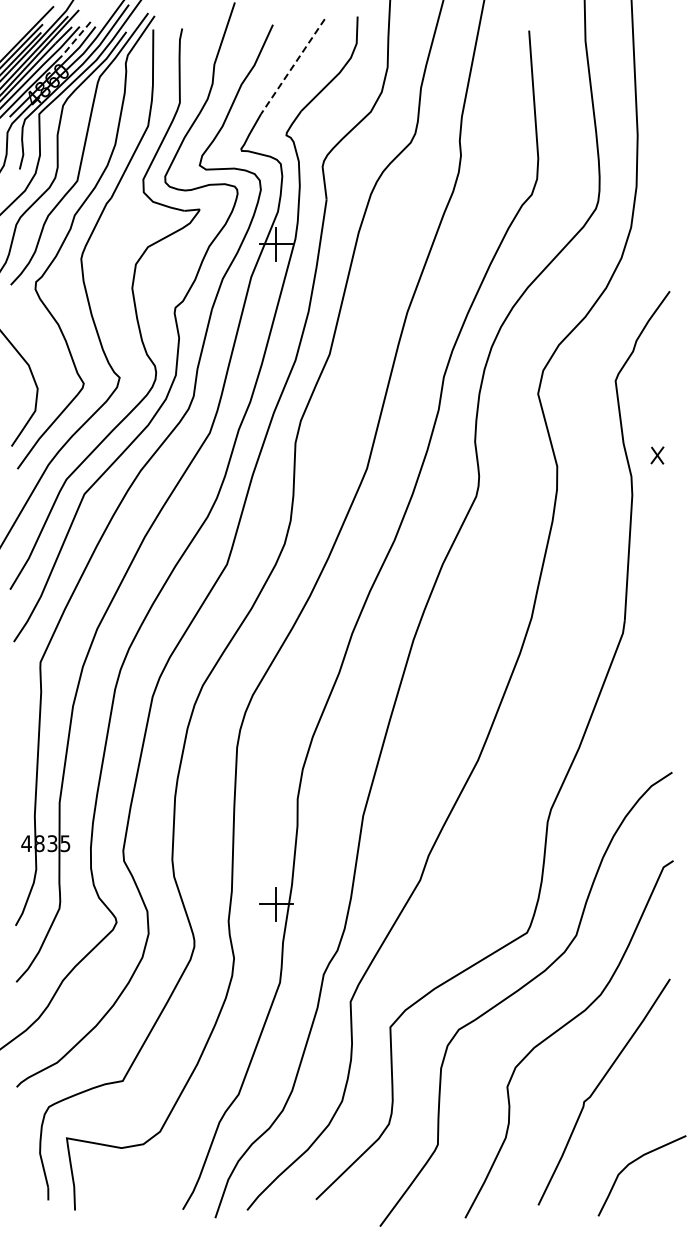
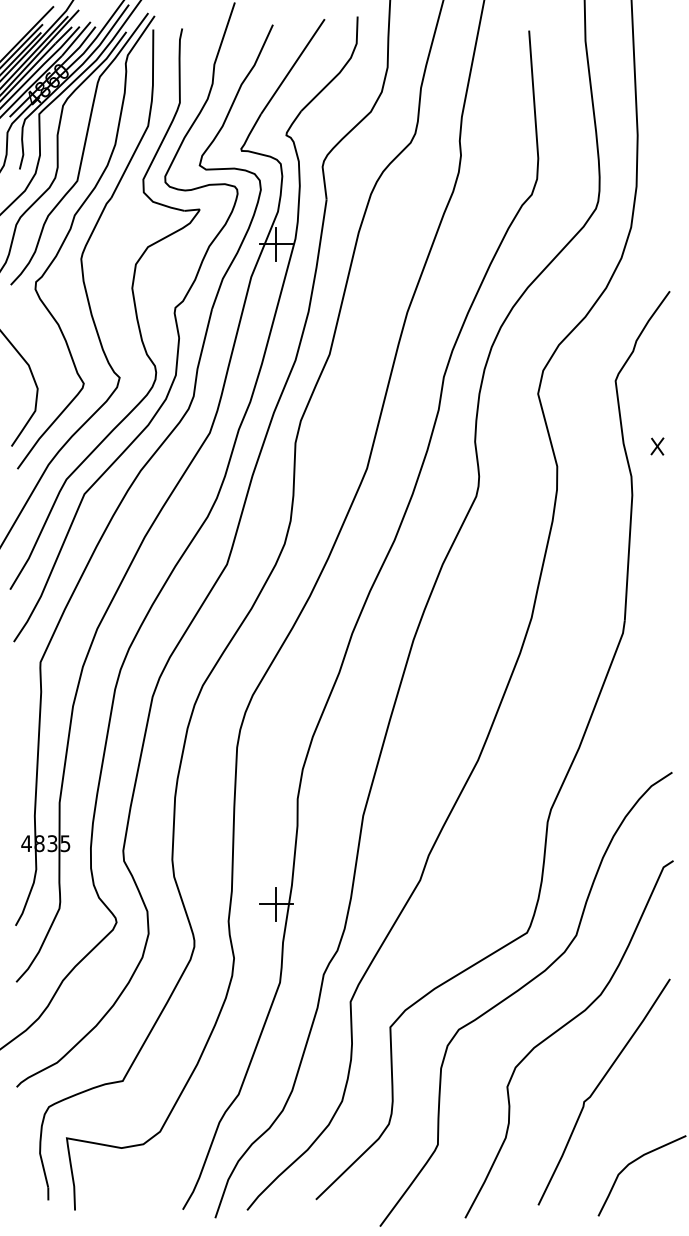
line: dashed -> solid (76, 39)
line: dashed -> solid (292, 67)
part position: (657, 455) -> (657, 446) (657, 446)
